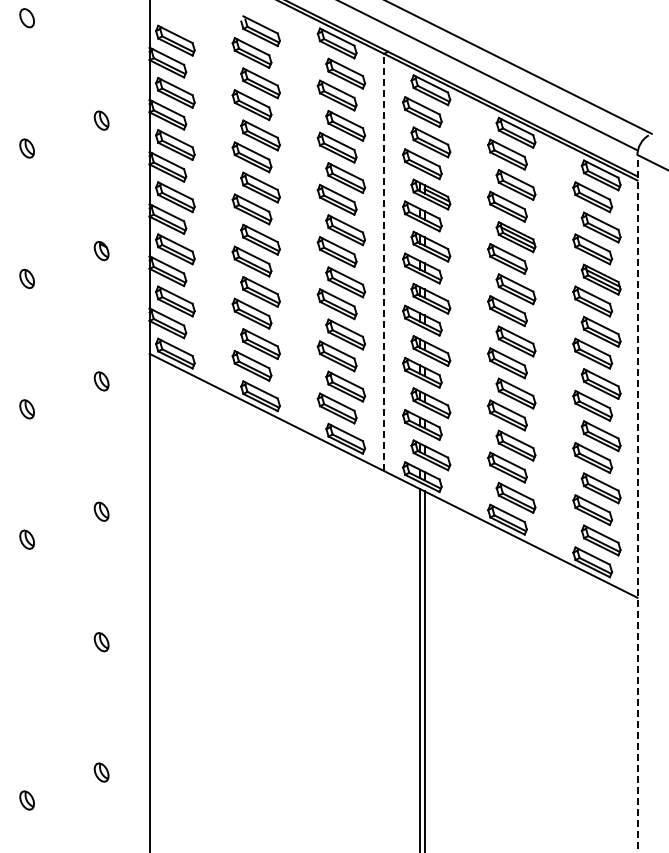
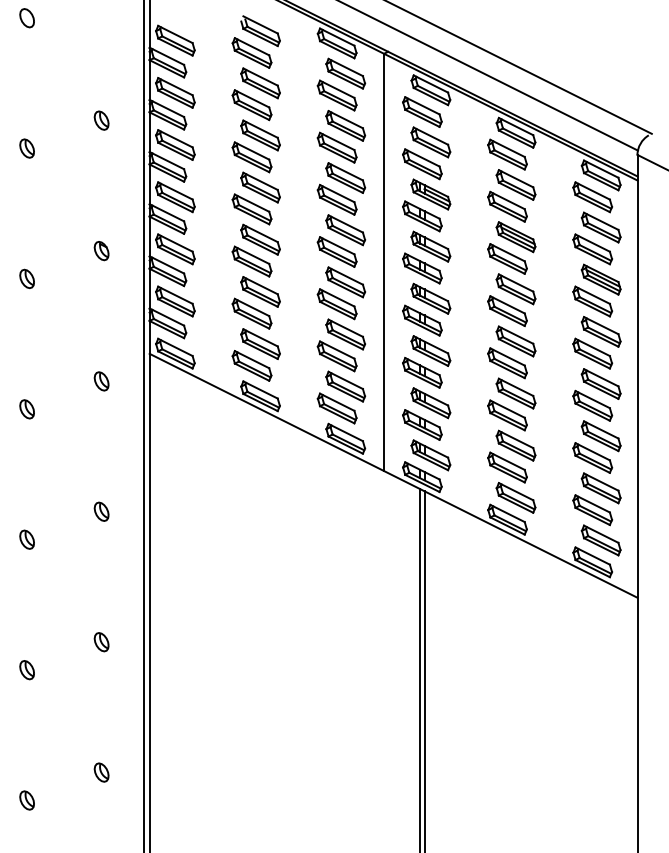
line: dashed -> solid (384, 262)
line: none -> present (144, 425)
line: dashed -> solid (637, 503)
part: none -> present (26, 670)
